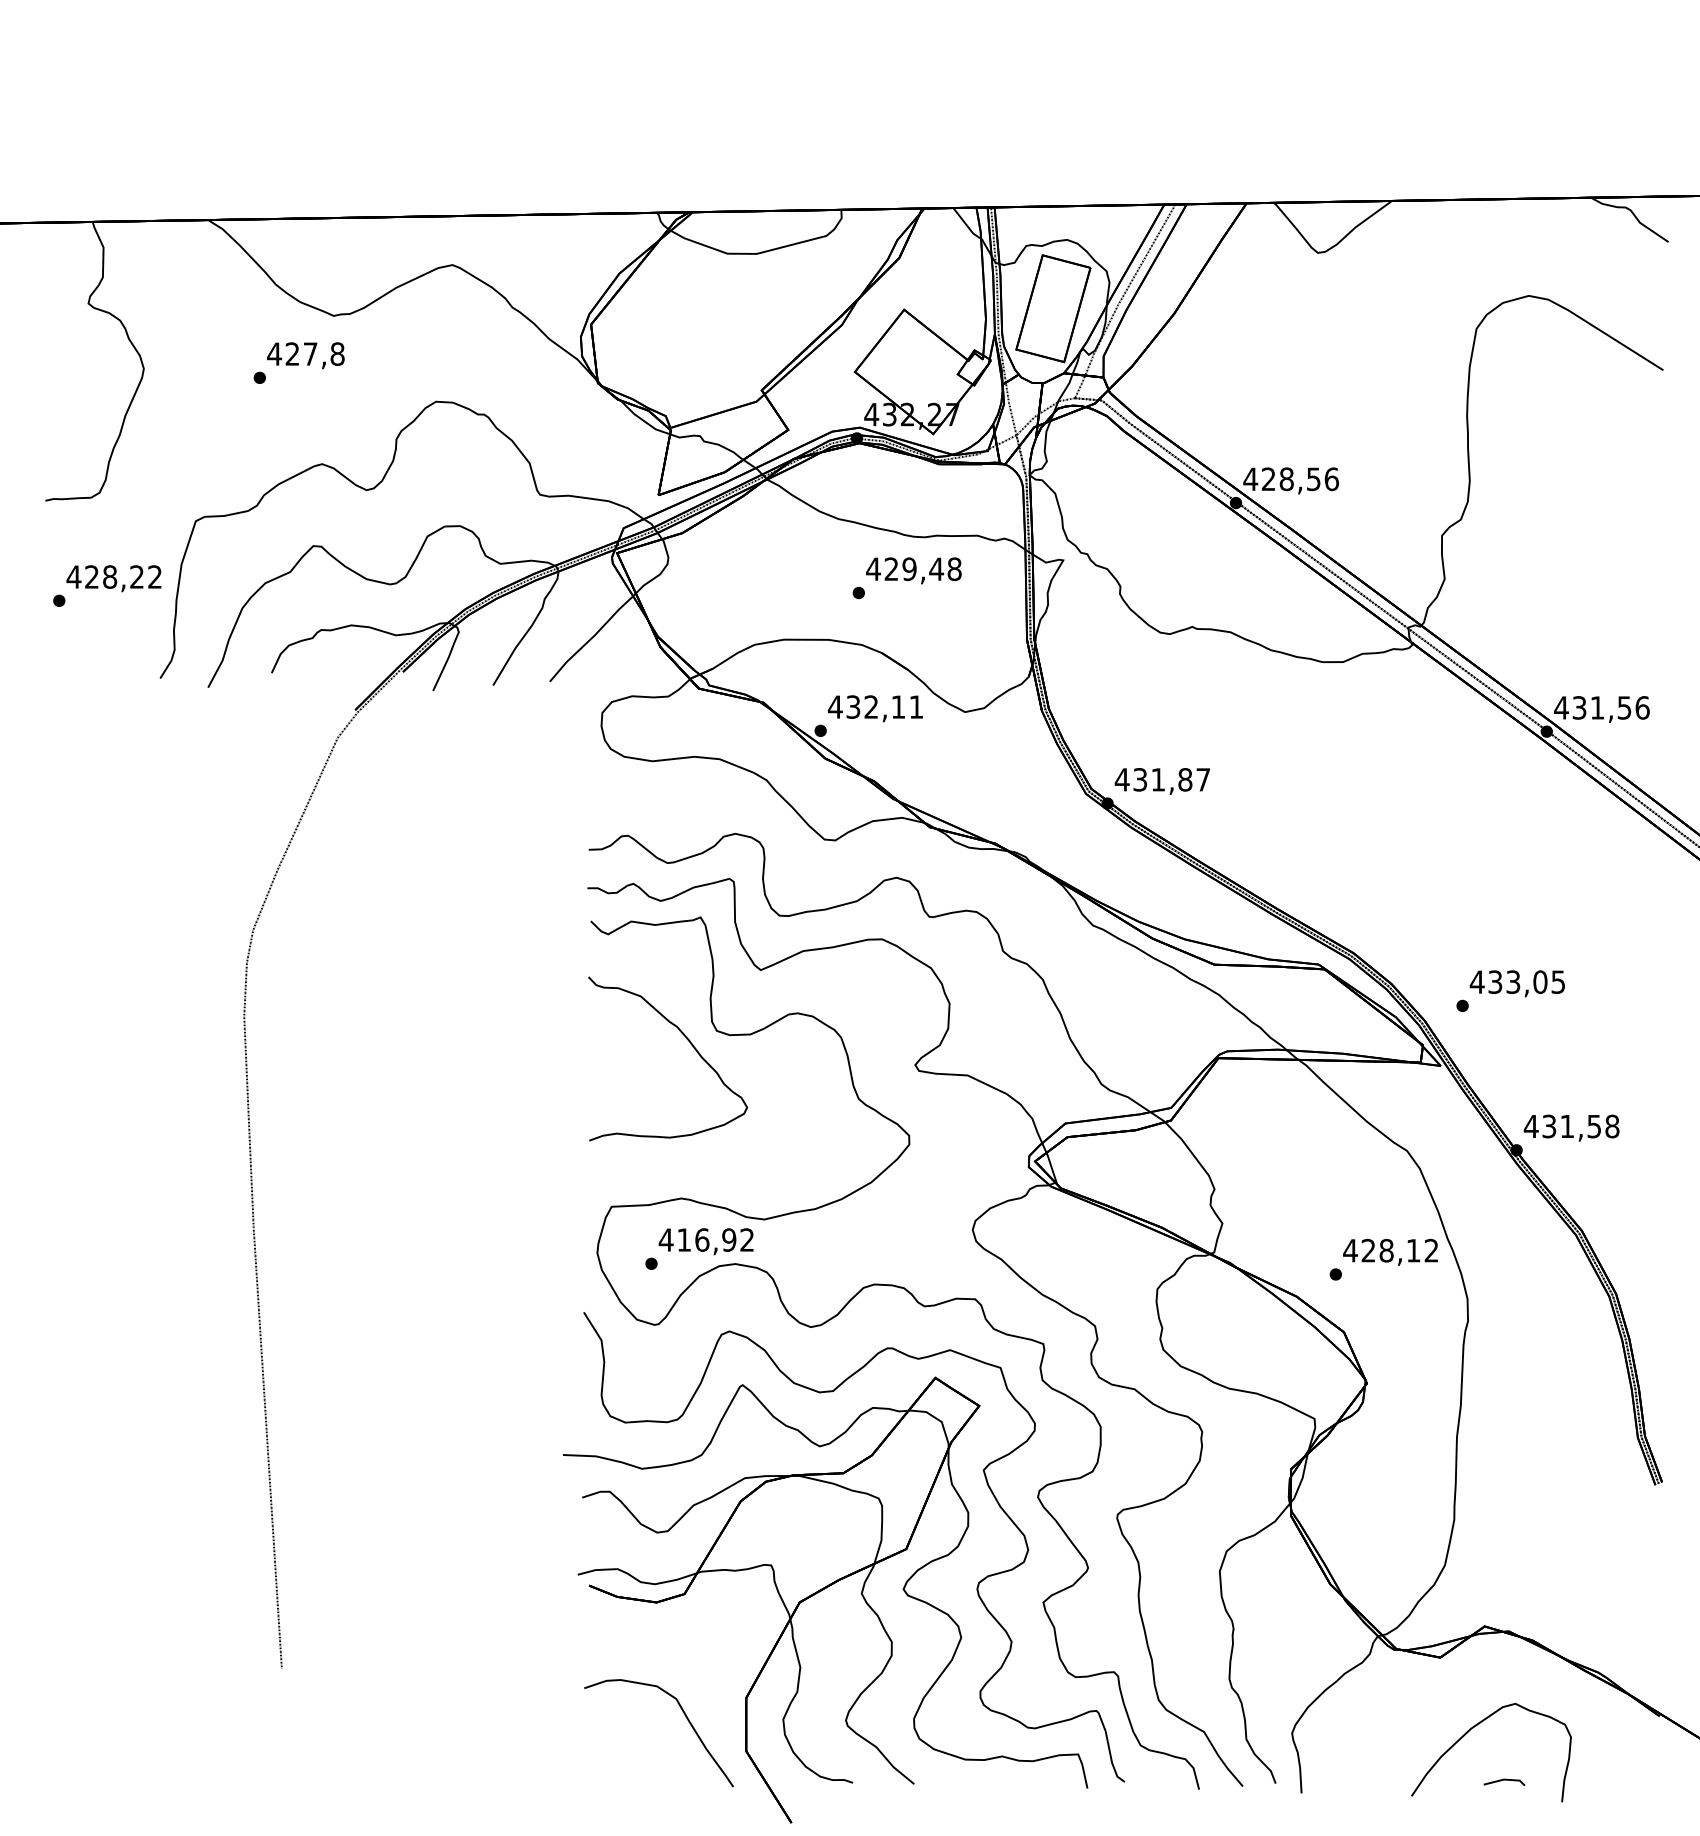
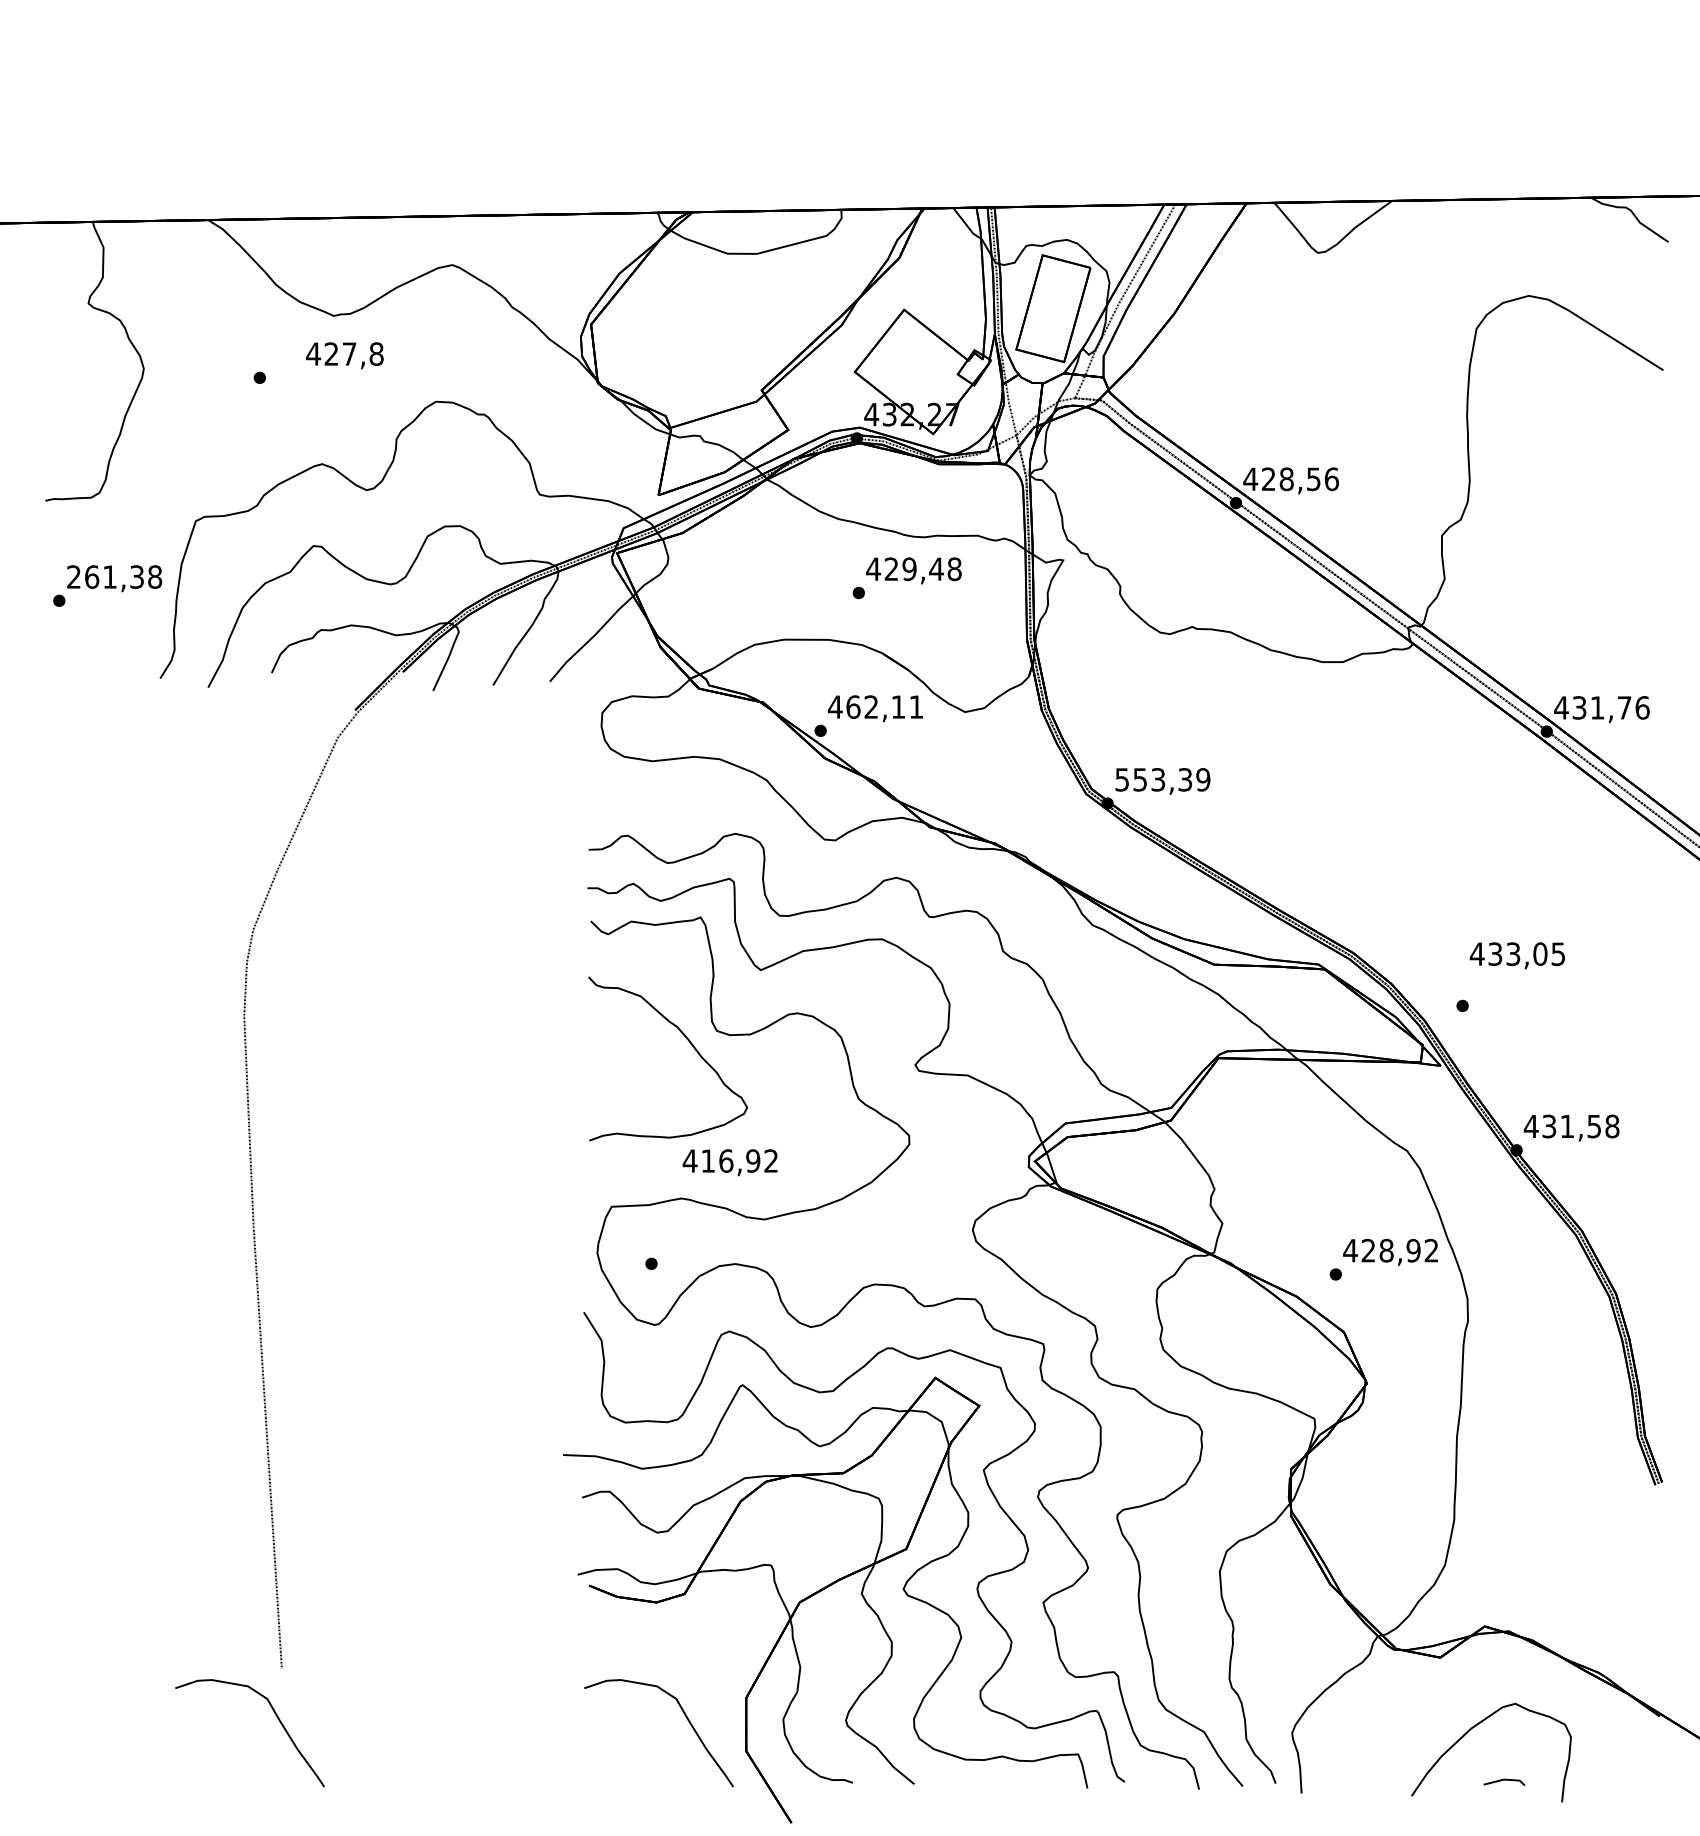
text position: (305, 355) -> (344, 355) (344, 355)
text: 428,22 -> 261,38 (114, 576)
text: 432,11 -> 462,11 (853, 706)
text: 431,56 -> 431,76 (1624, 707)
text: 431,87 -> 553,39 (1162, 779)
text position: (1516, 983) -> (1516, 955) (1516, 955)
text position: (705, 1241) -> (729, 1162) (729, 1162)
text: 428,12 -> 428,92 (1413, 1250)
part: none -> present (276, 1717)
